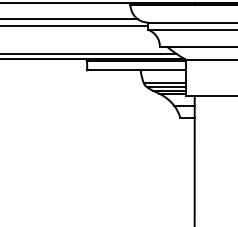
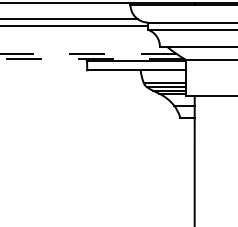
line: solid -> dashed (88, 53)
line: solid -> dashed (92, 59)
